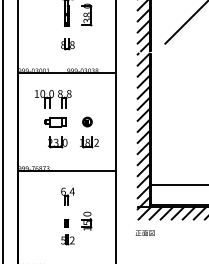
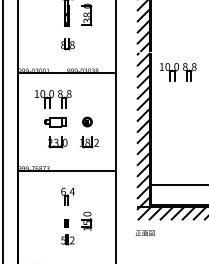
line: present -> none (185, 23)
part: none -> present (178, 72)
